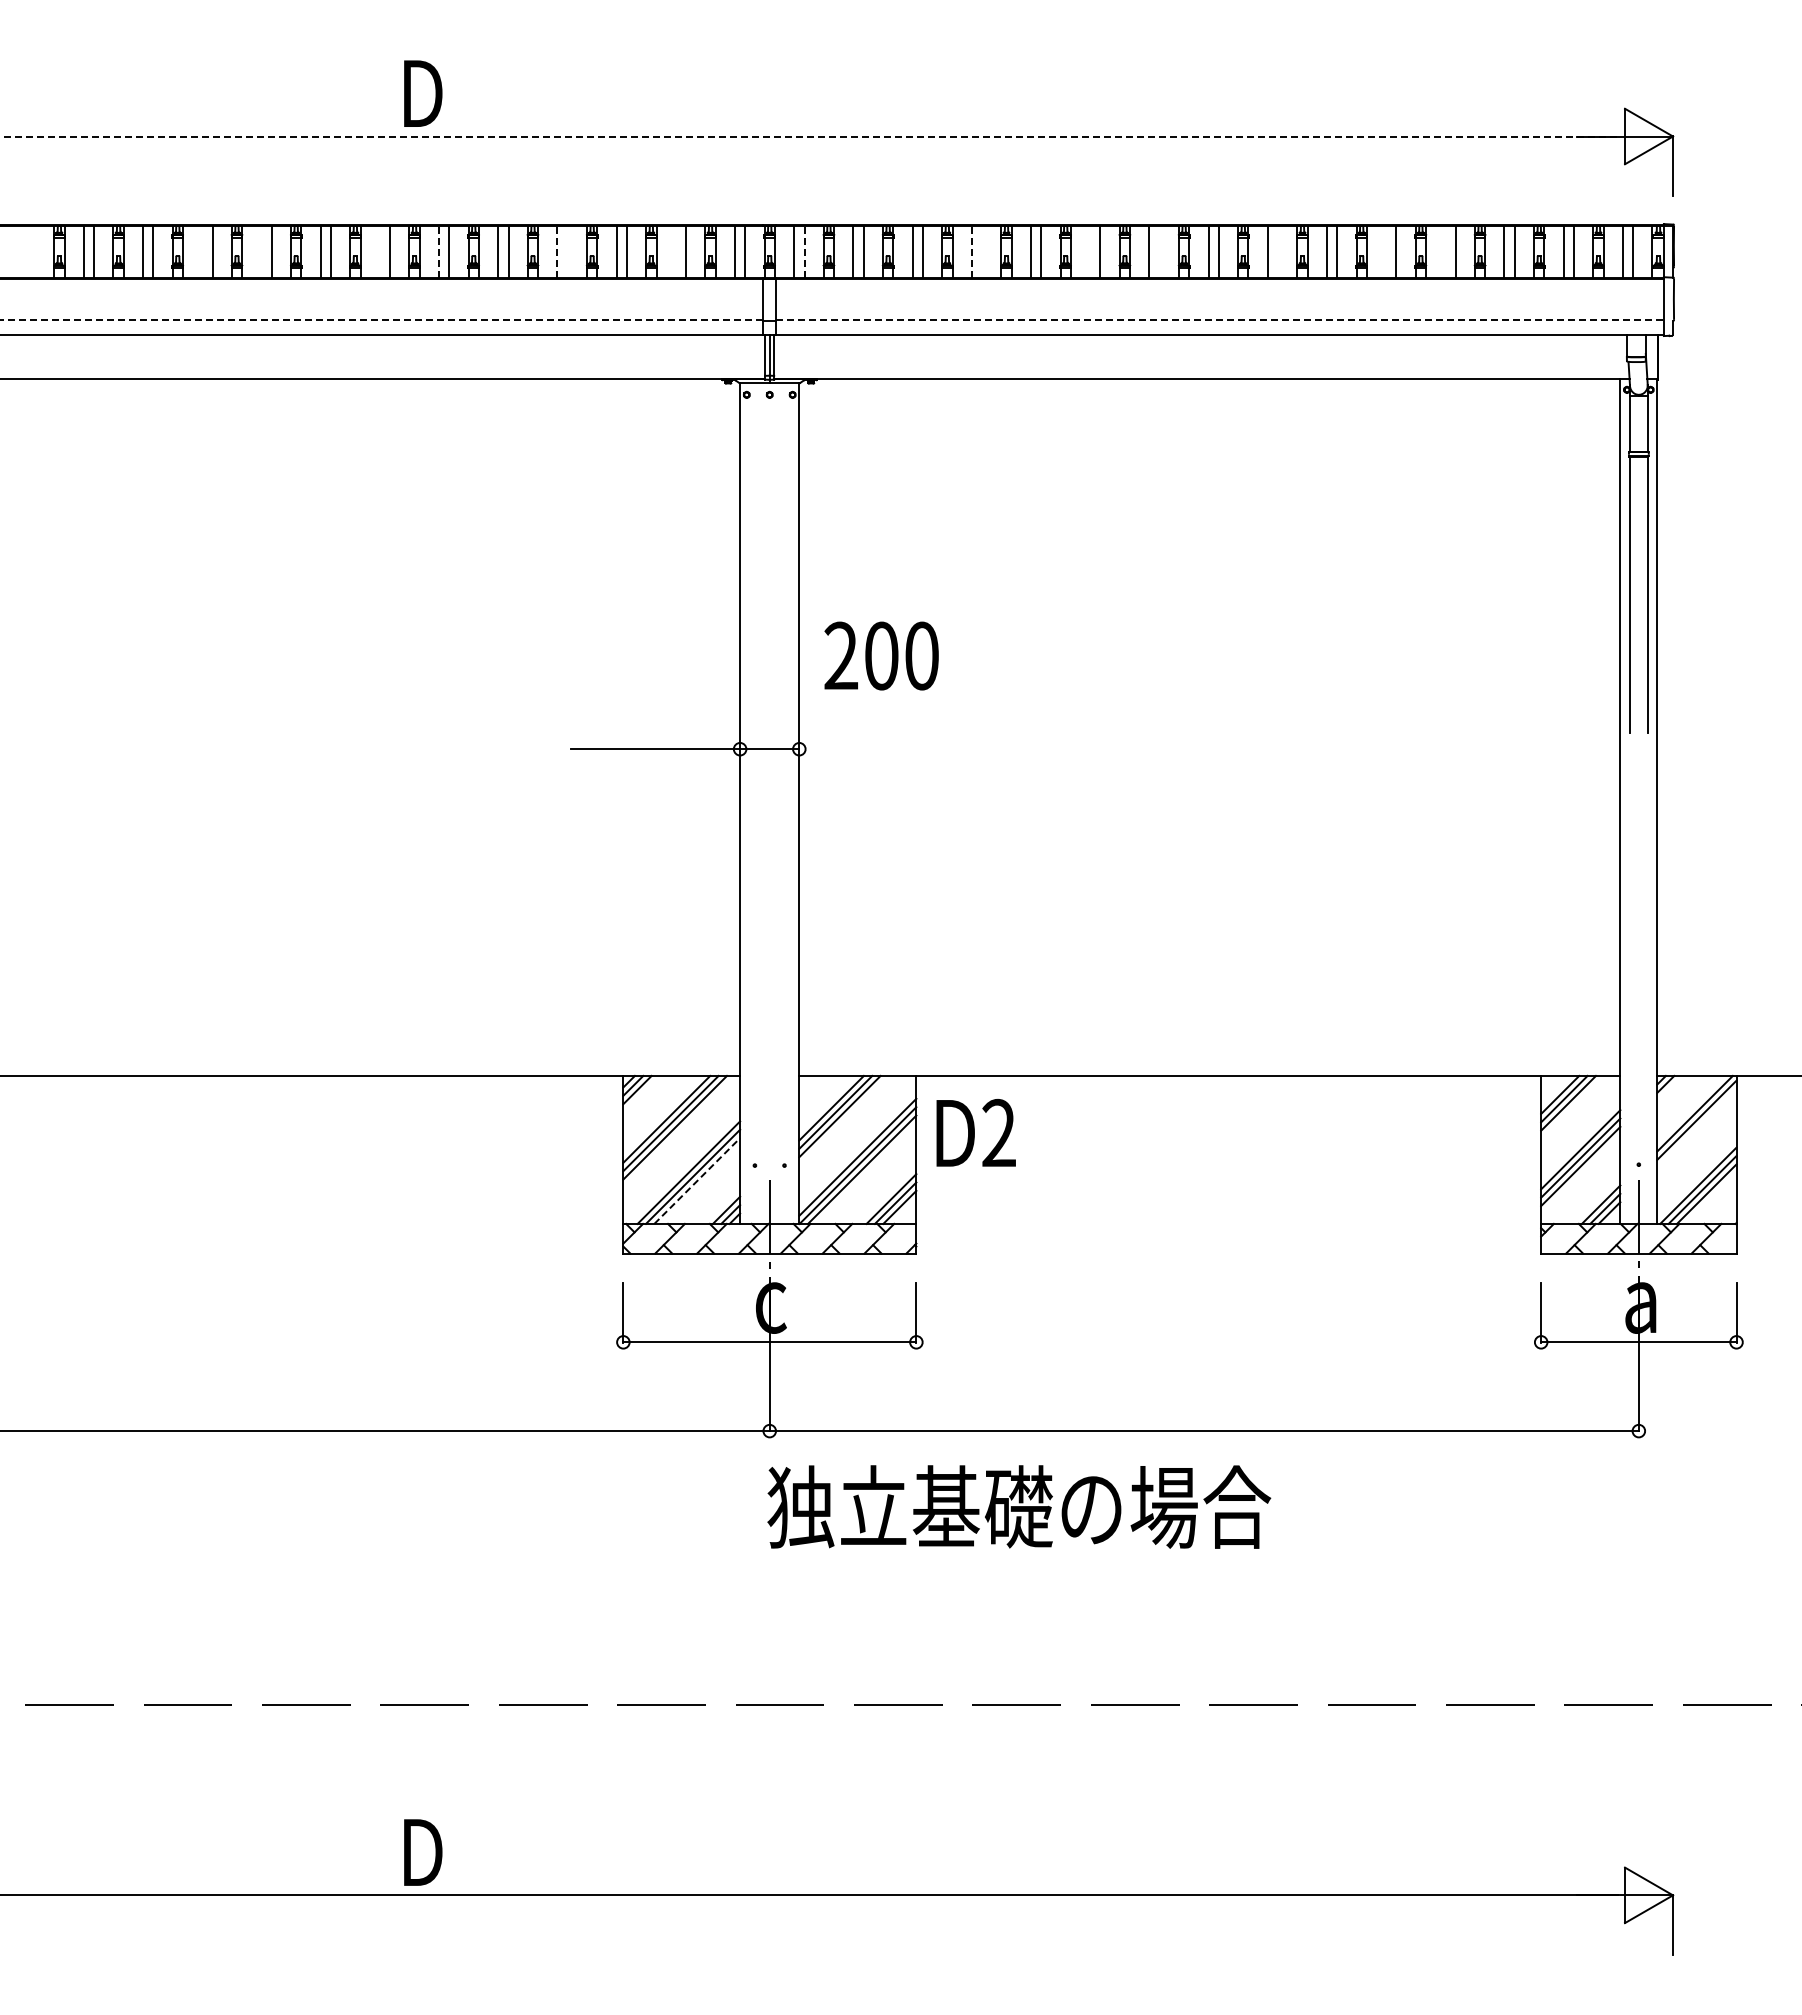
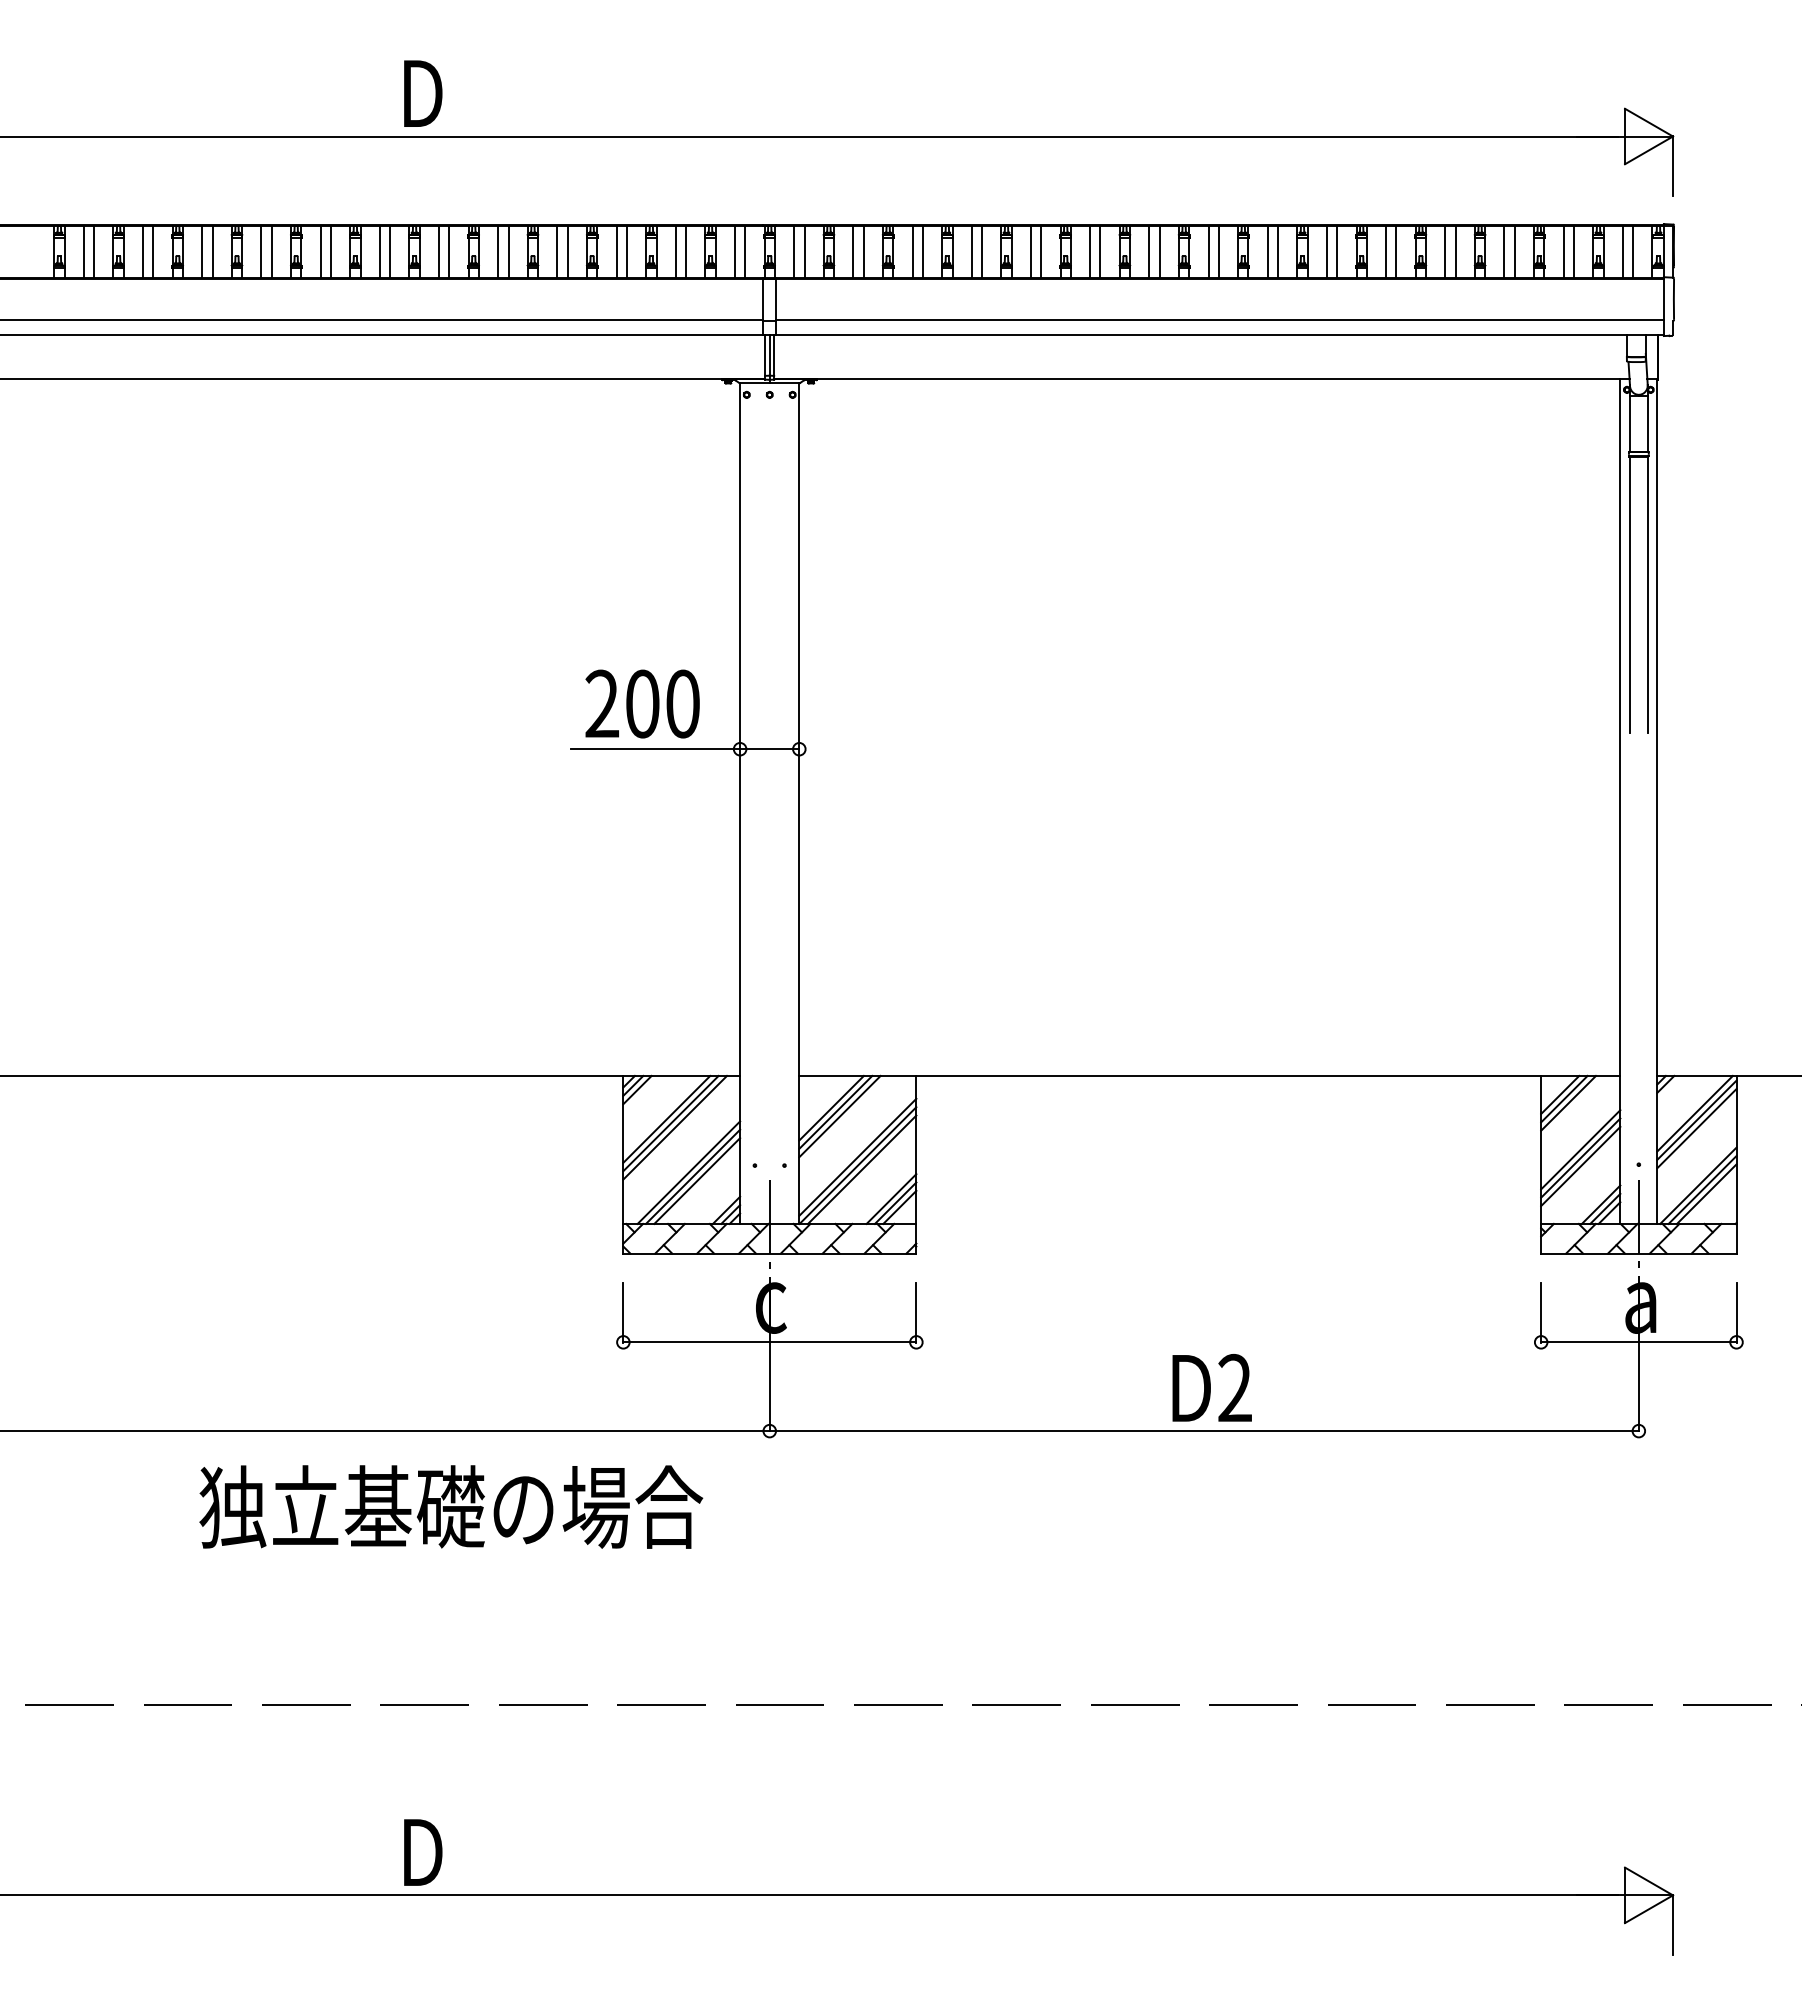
line: dashed -> solid (809, 136)
line: dashed -> solid (438, 251)
line: dashed -> solid (557, 251)
line: dashed -> solid (804, 251)
line: dashed -> solid (971, 251)
line: none -> present (202, 252)
line: none -> present (261, 252)
line: none -> present (379, 252)
line: none -> present (567, 252)
line: none -> present (675, 252)
line: none -> present (982, 252)
line: none -> present (1090, 252)
line: none -> present (1159, 252)
line: none -> present (1278, 252)
line: none -> present (1386, 252)
line: none -> present (1445, 252)
line: dashed -> solid (381, 320)
line: dashed -> solid (1220, 320)
text position: (881, 655) -> (642, 703) (642, 703)
line: none -> present (1696, 1128)
text position: (975, 1132) -> (1211, 1387) (1211, 1387)
line: dashed -> solid (697, 1181)
text position: (1019, 1506) -> (451, 1506) (451, 1506)
